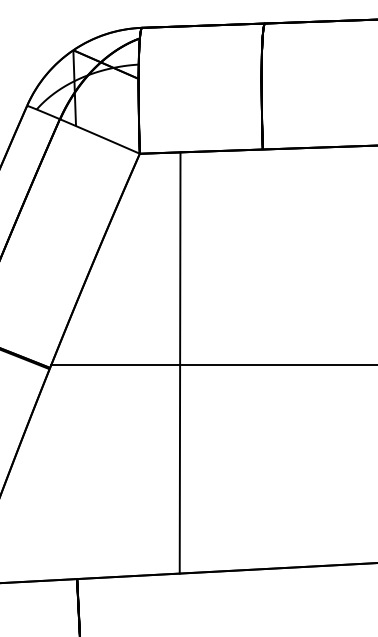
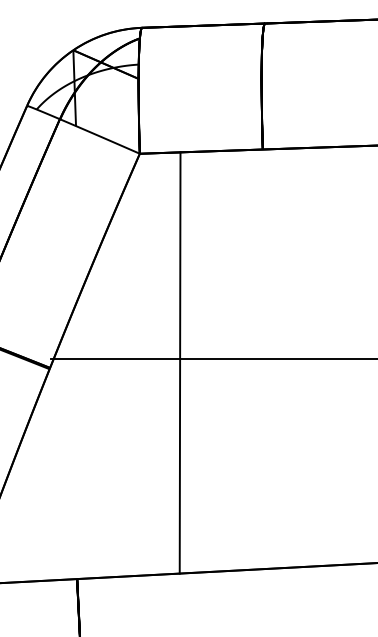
line position: (212, 365) -> (212, 359) (212, 359)
